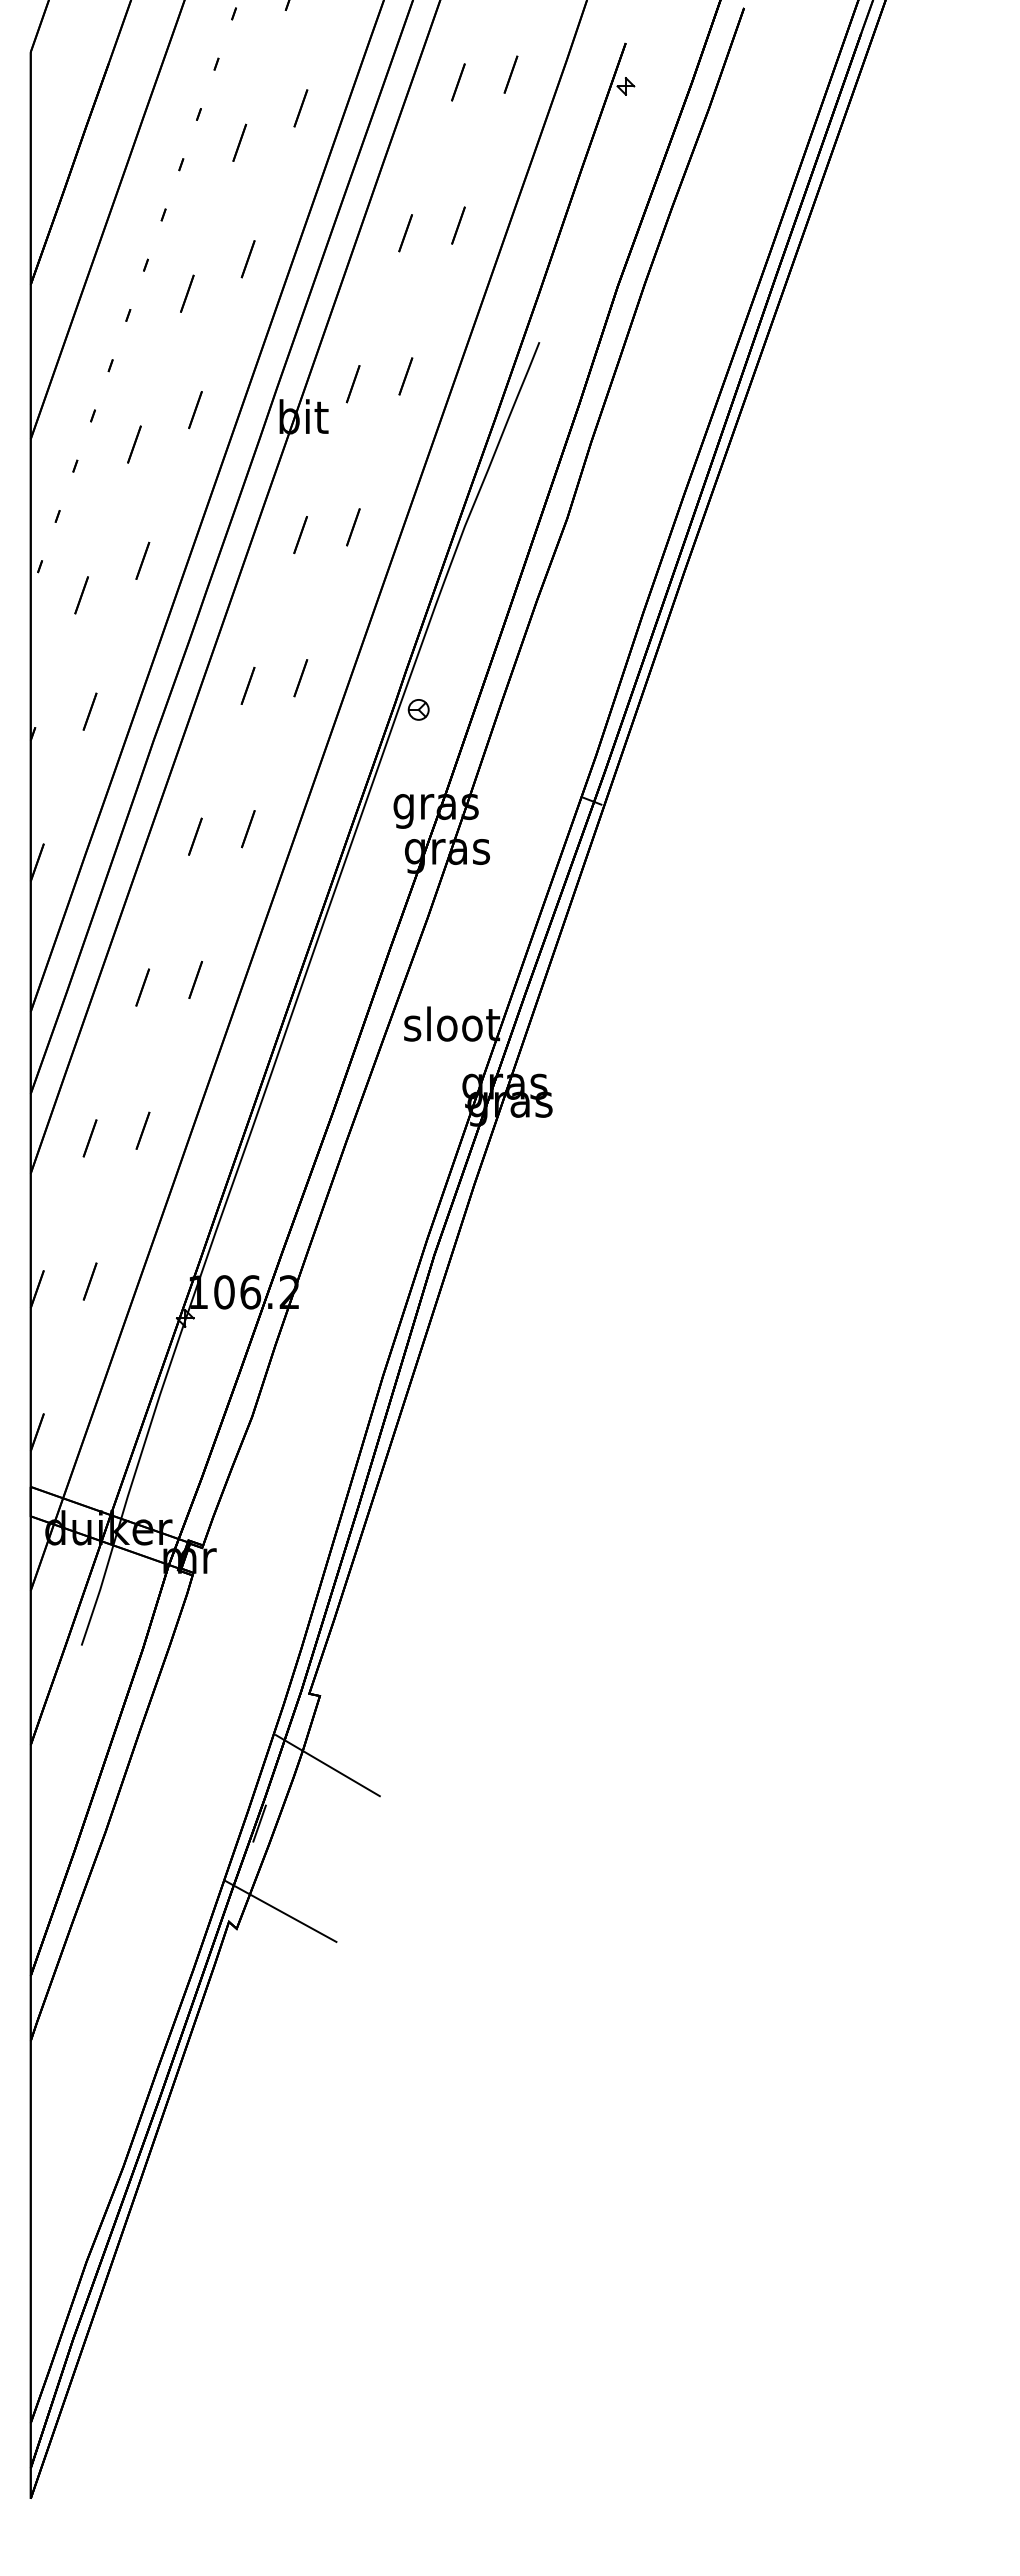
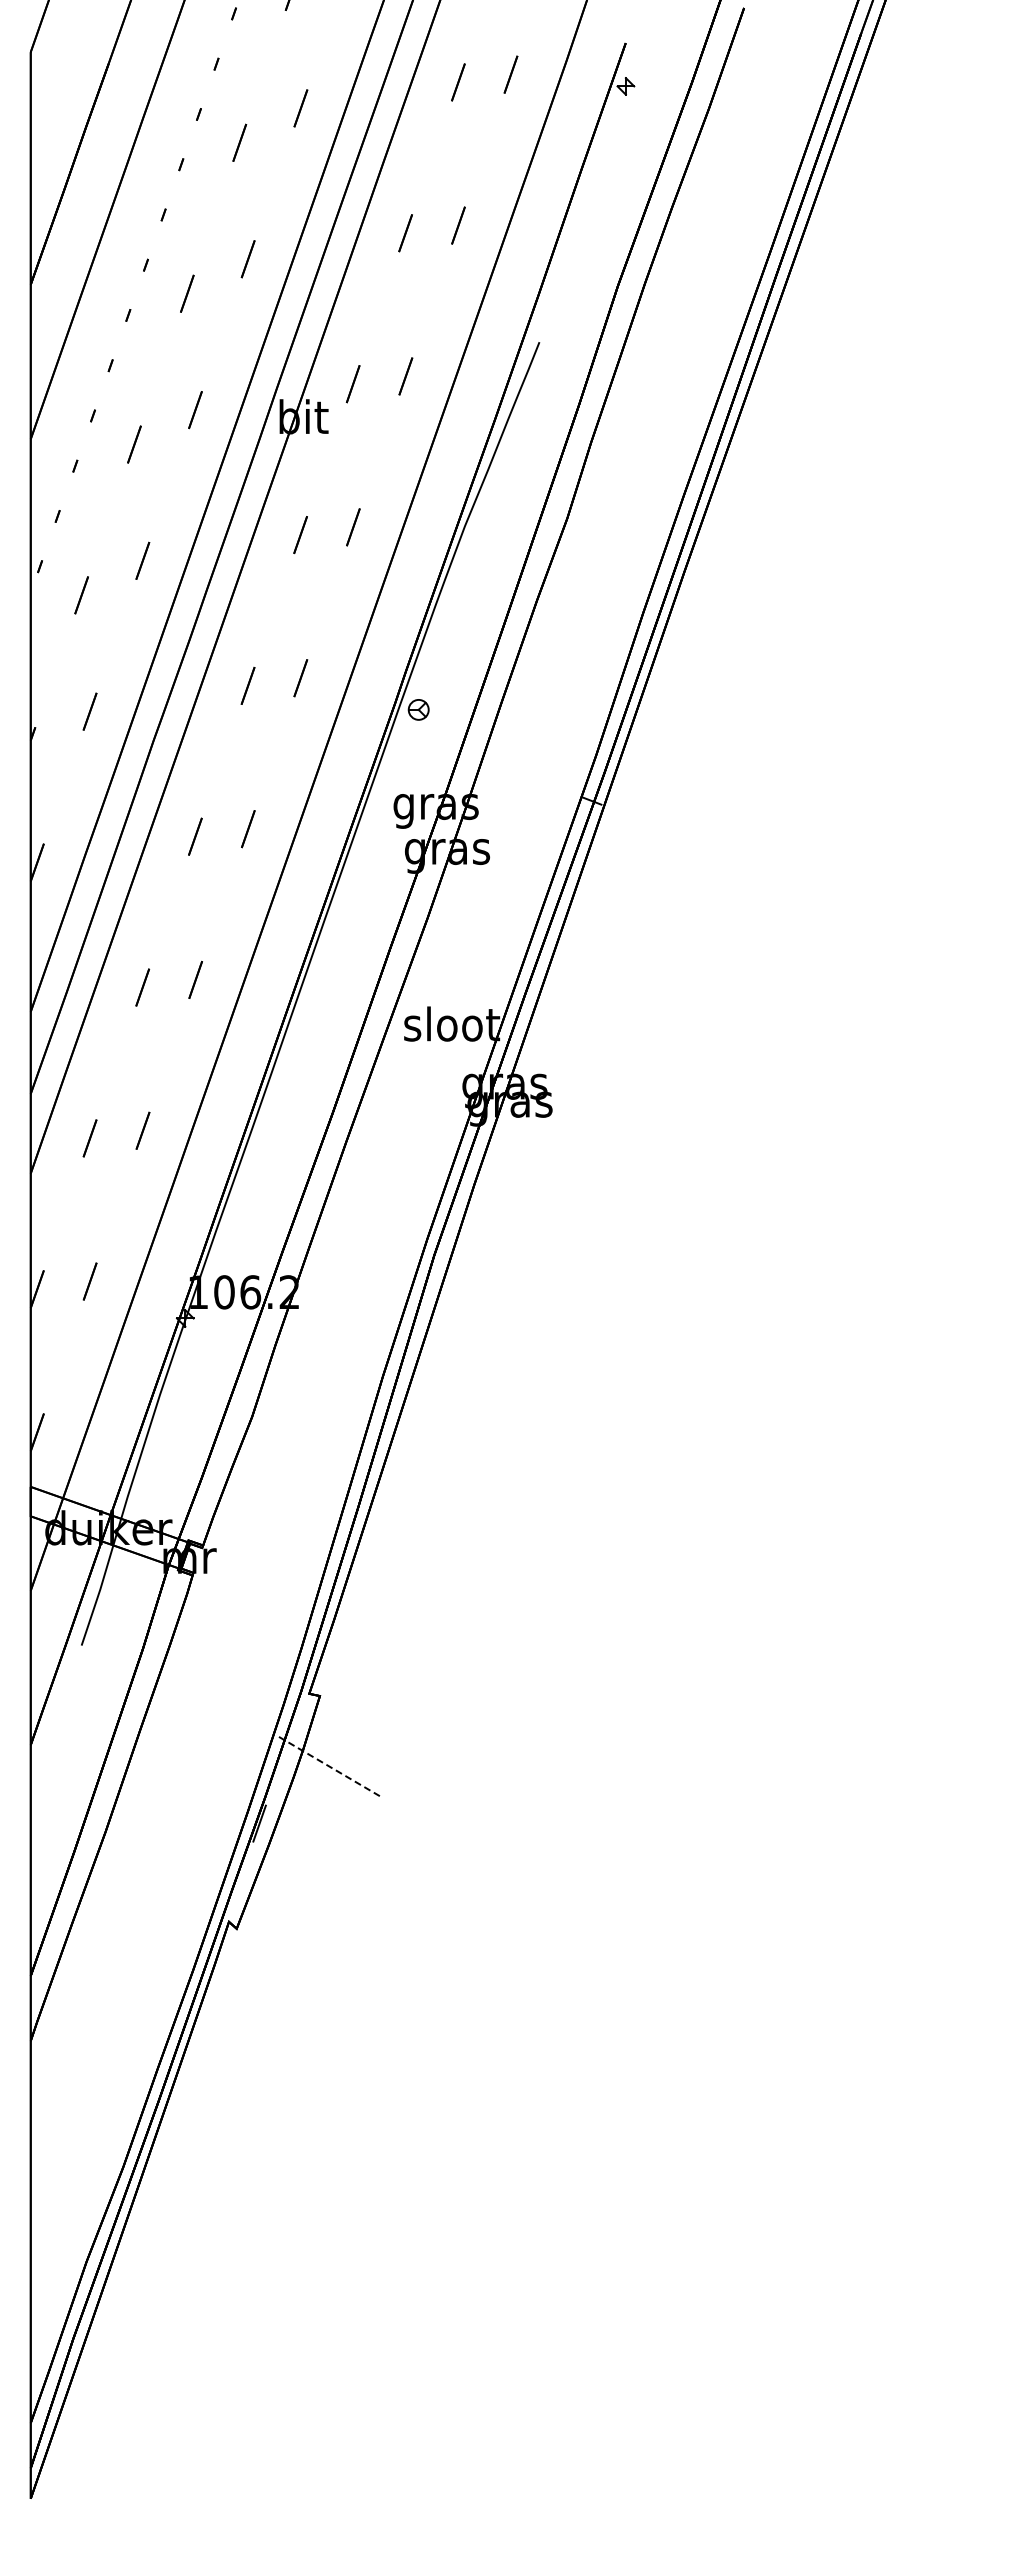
line: solid -> dashed (327, 1765)
line: present -> none (280, 1910)
